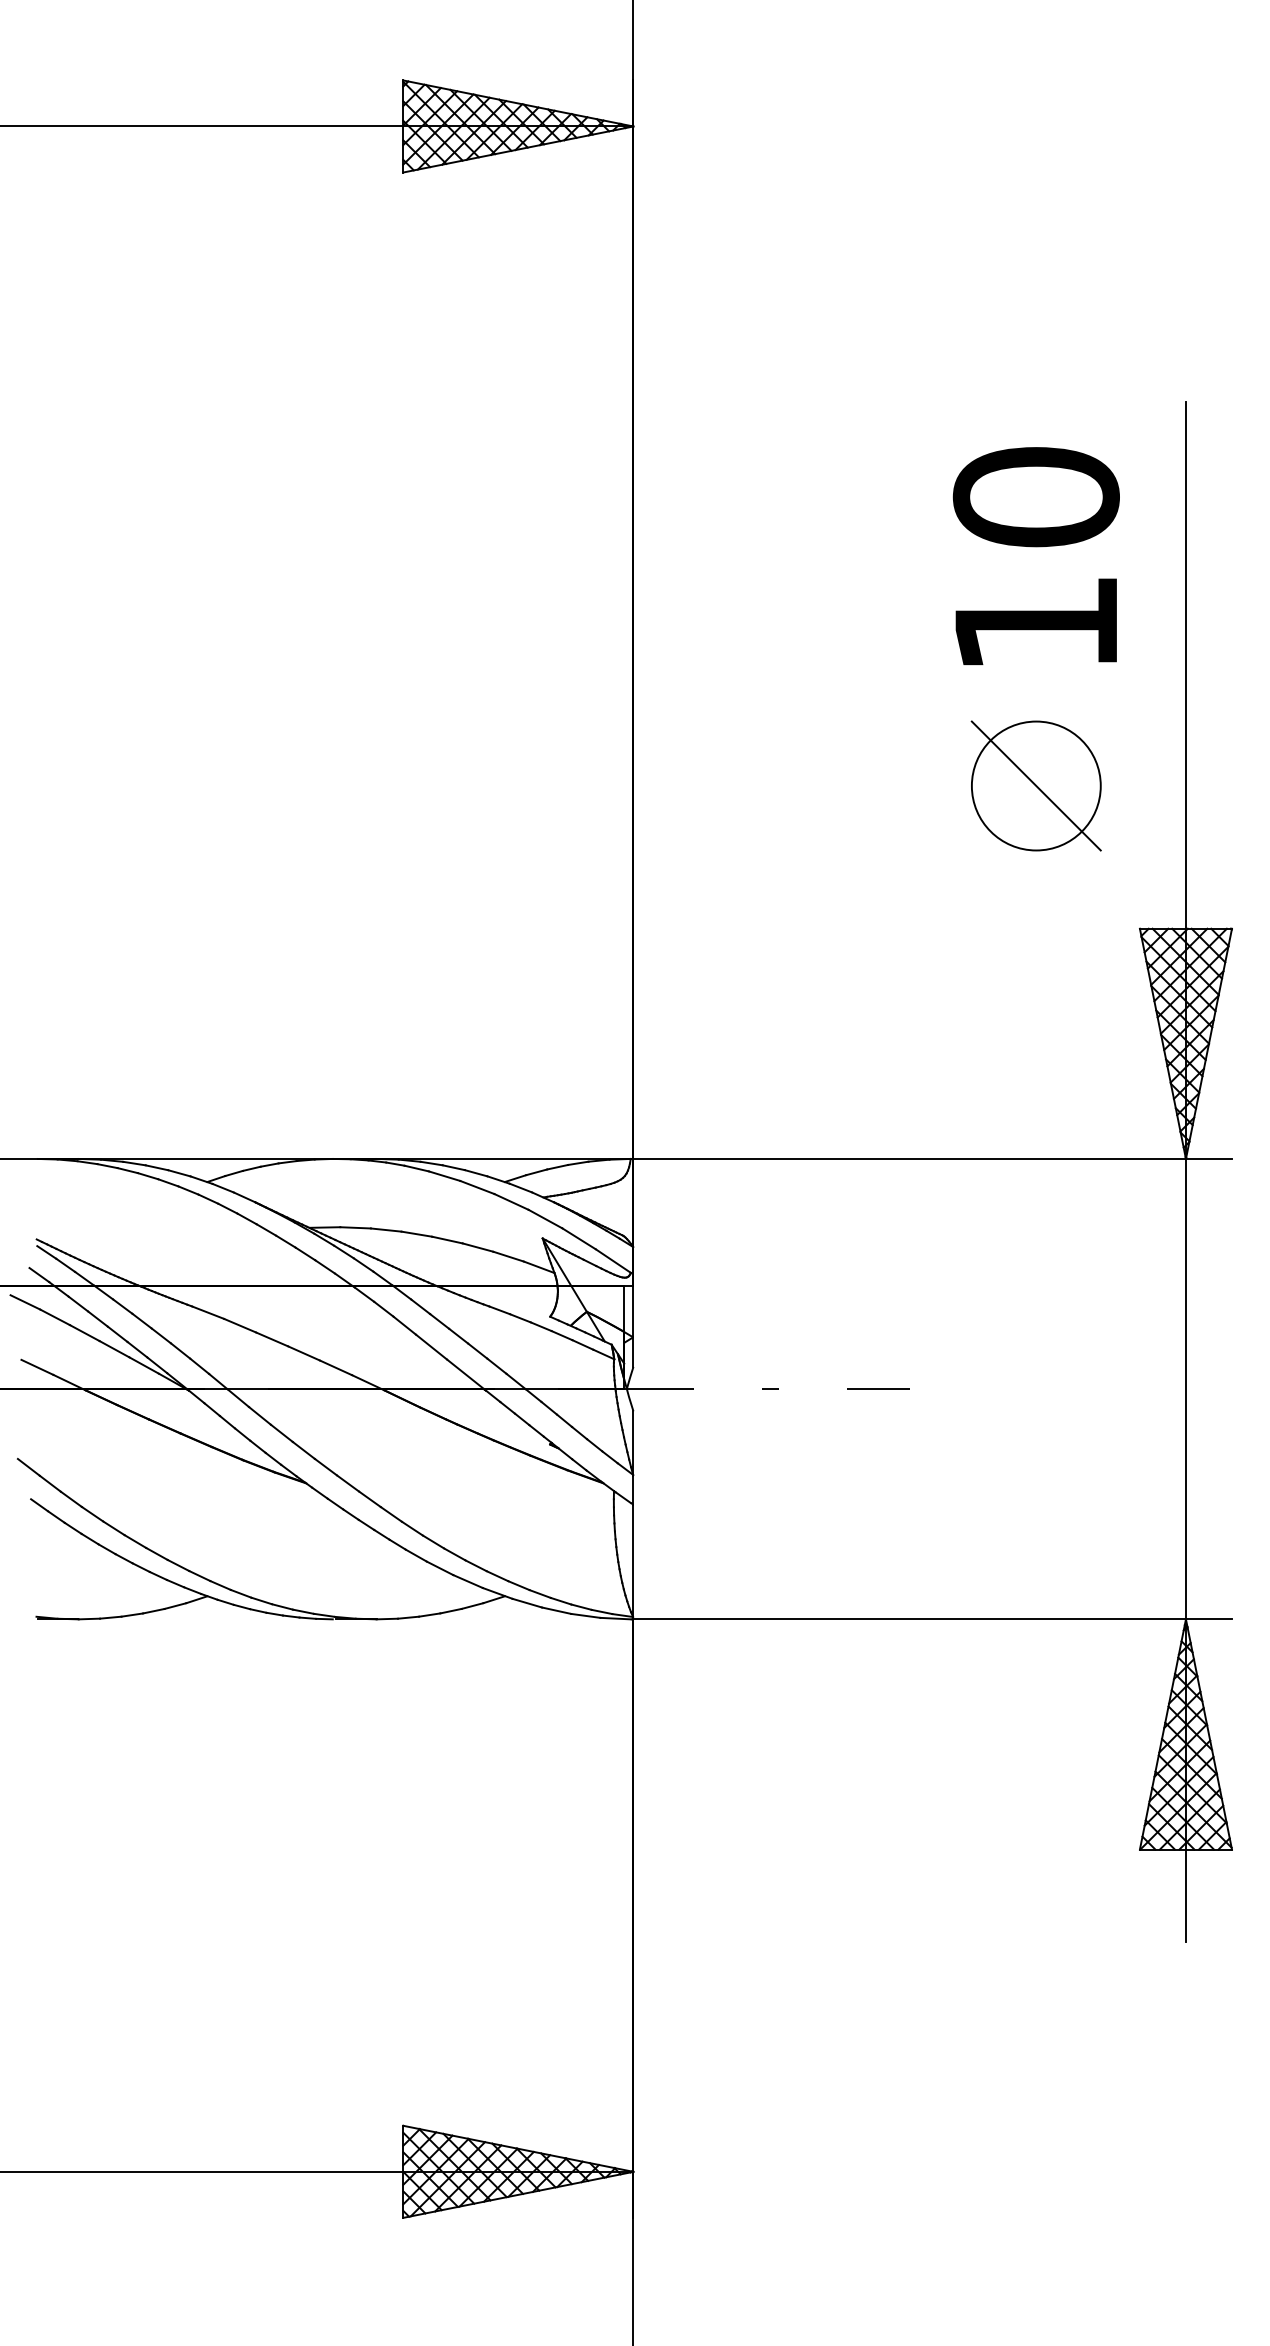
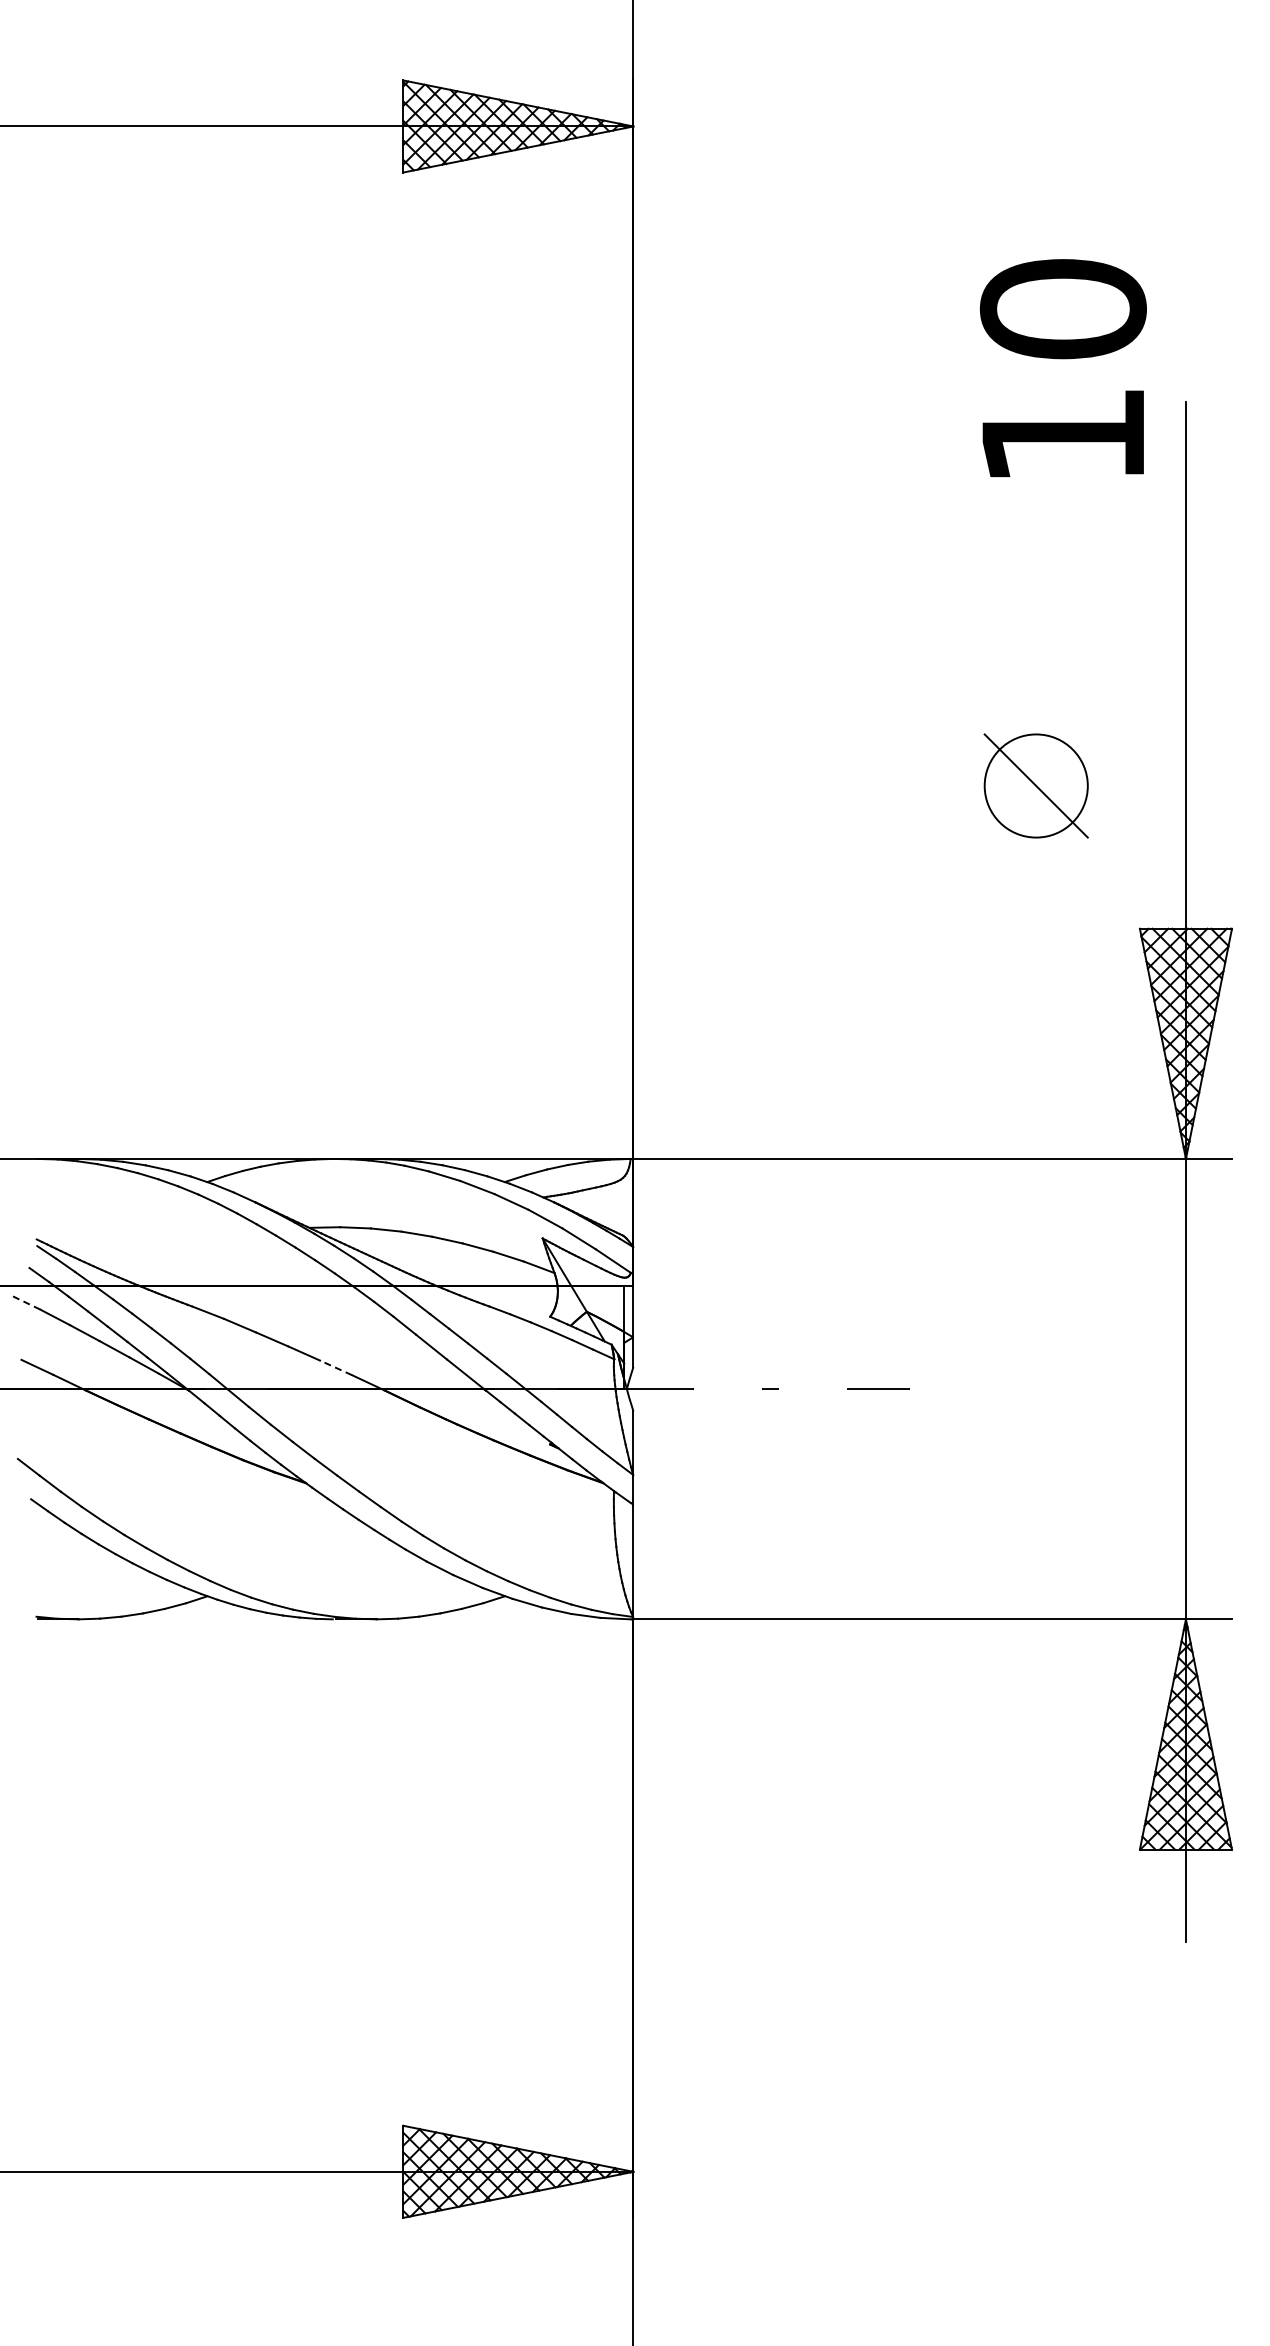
text position: (1035, 555) -> (1062, 367) (1062, 367)
part size: 132x132 px -> 106x106 px (1035, 785)
line: solid -> dashed (24, 1302)
line: solid -> dashed (336, 1367)
